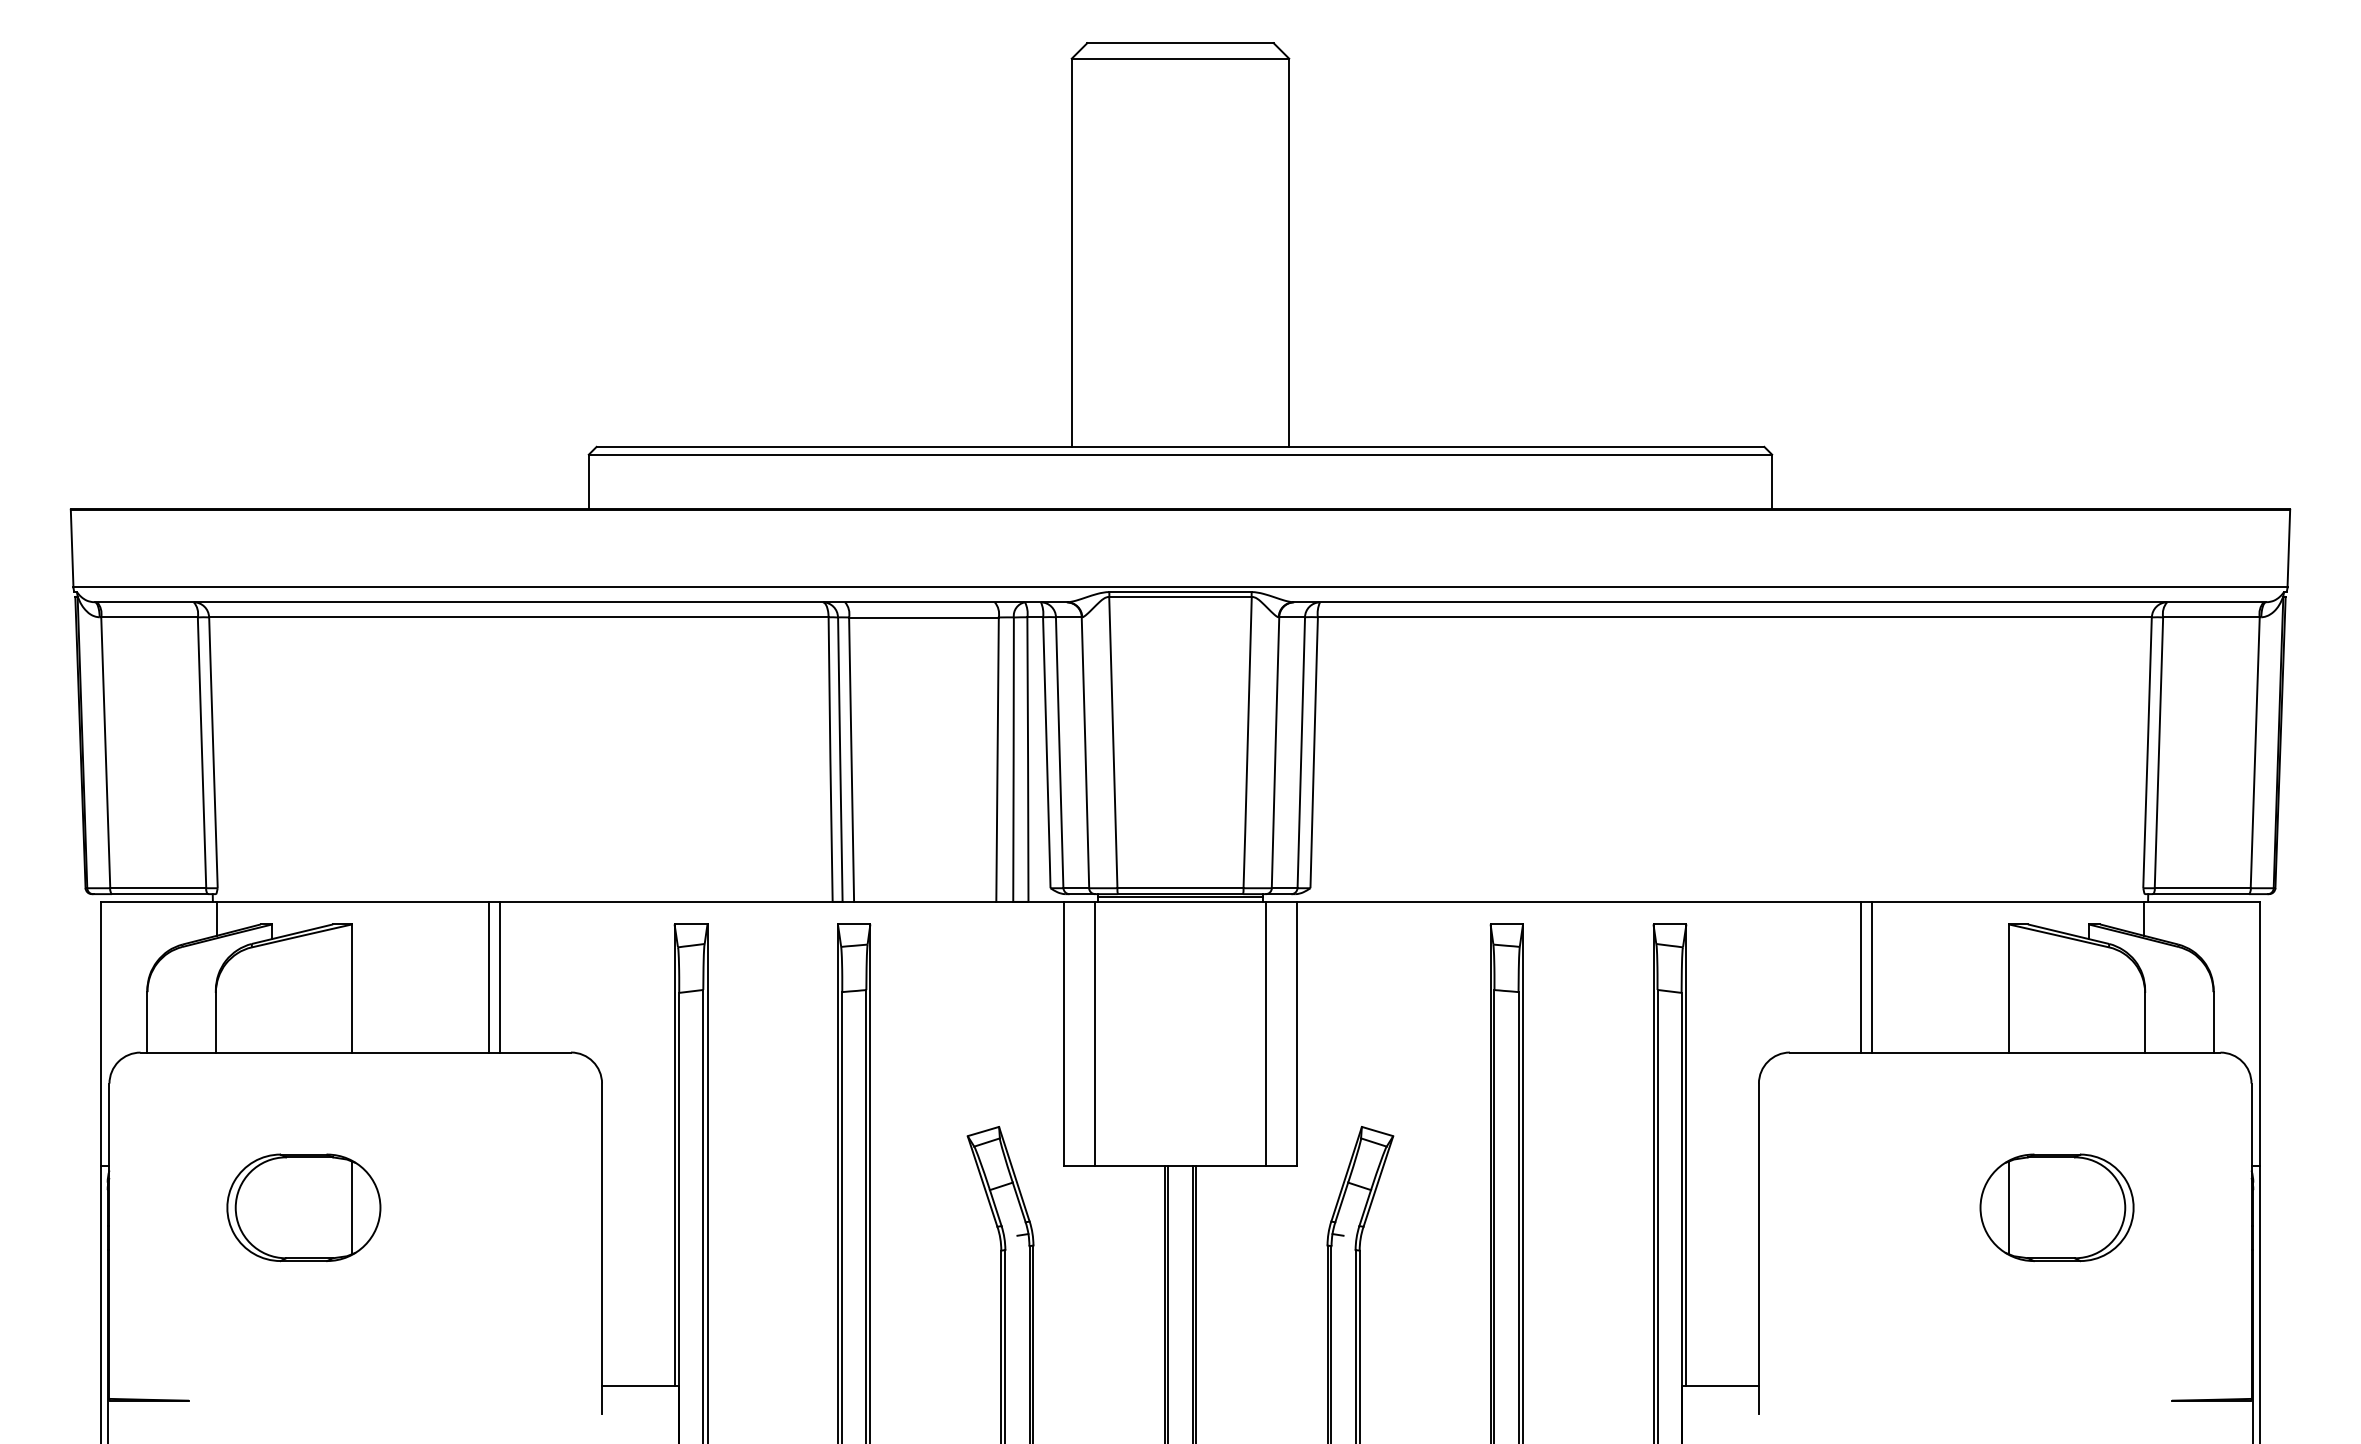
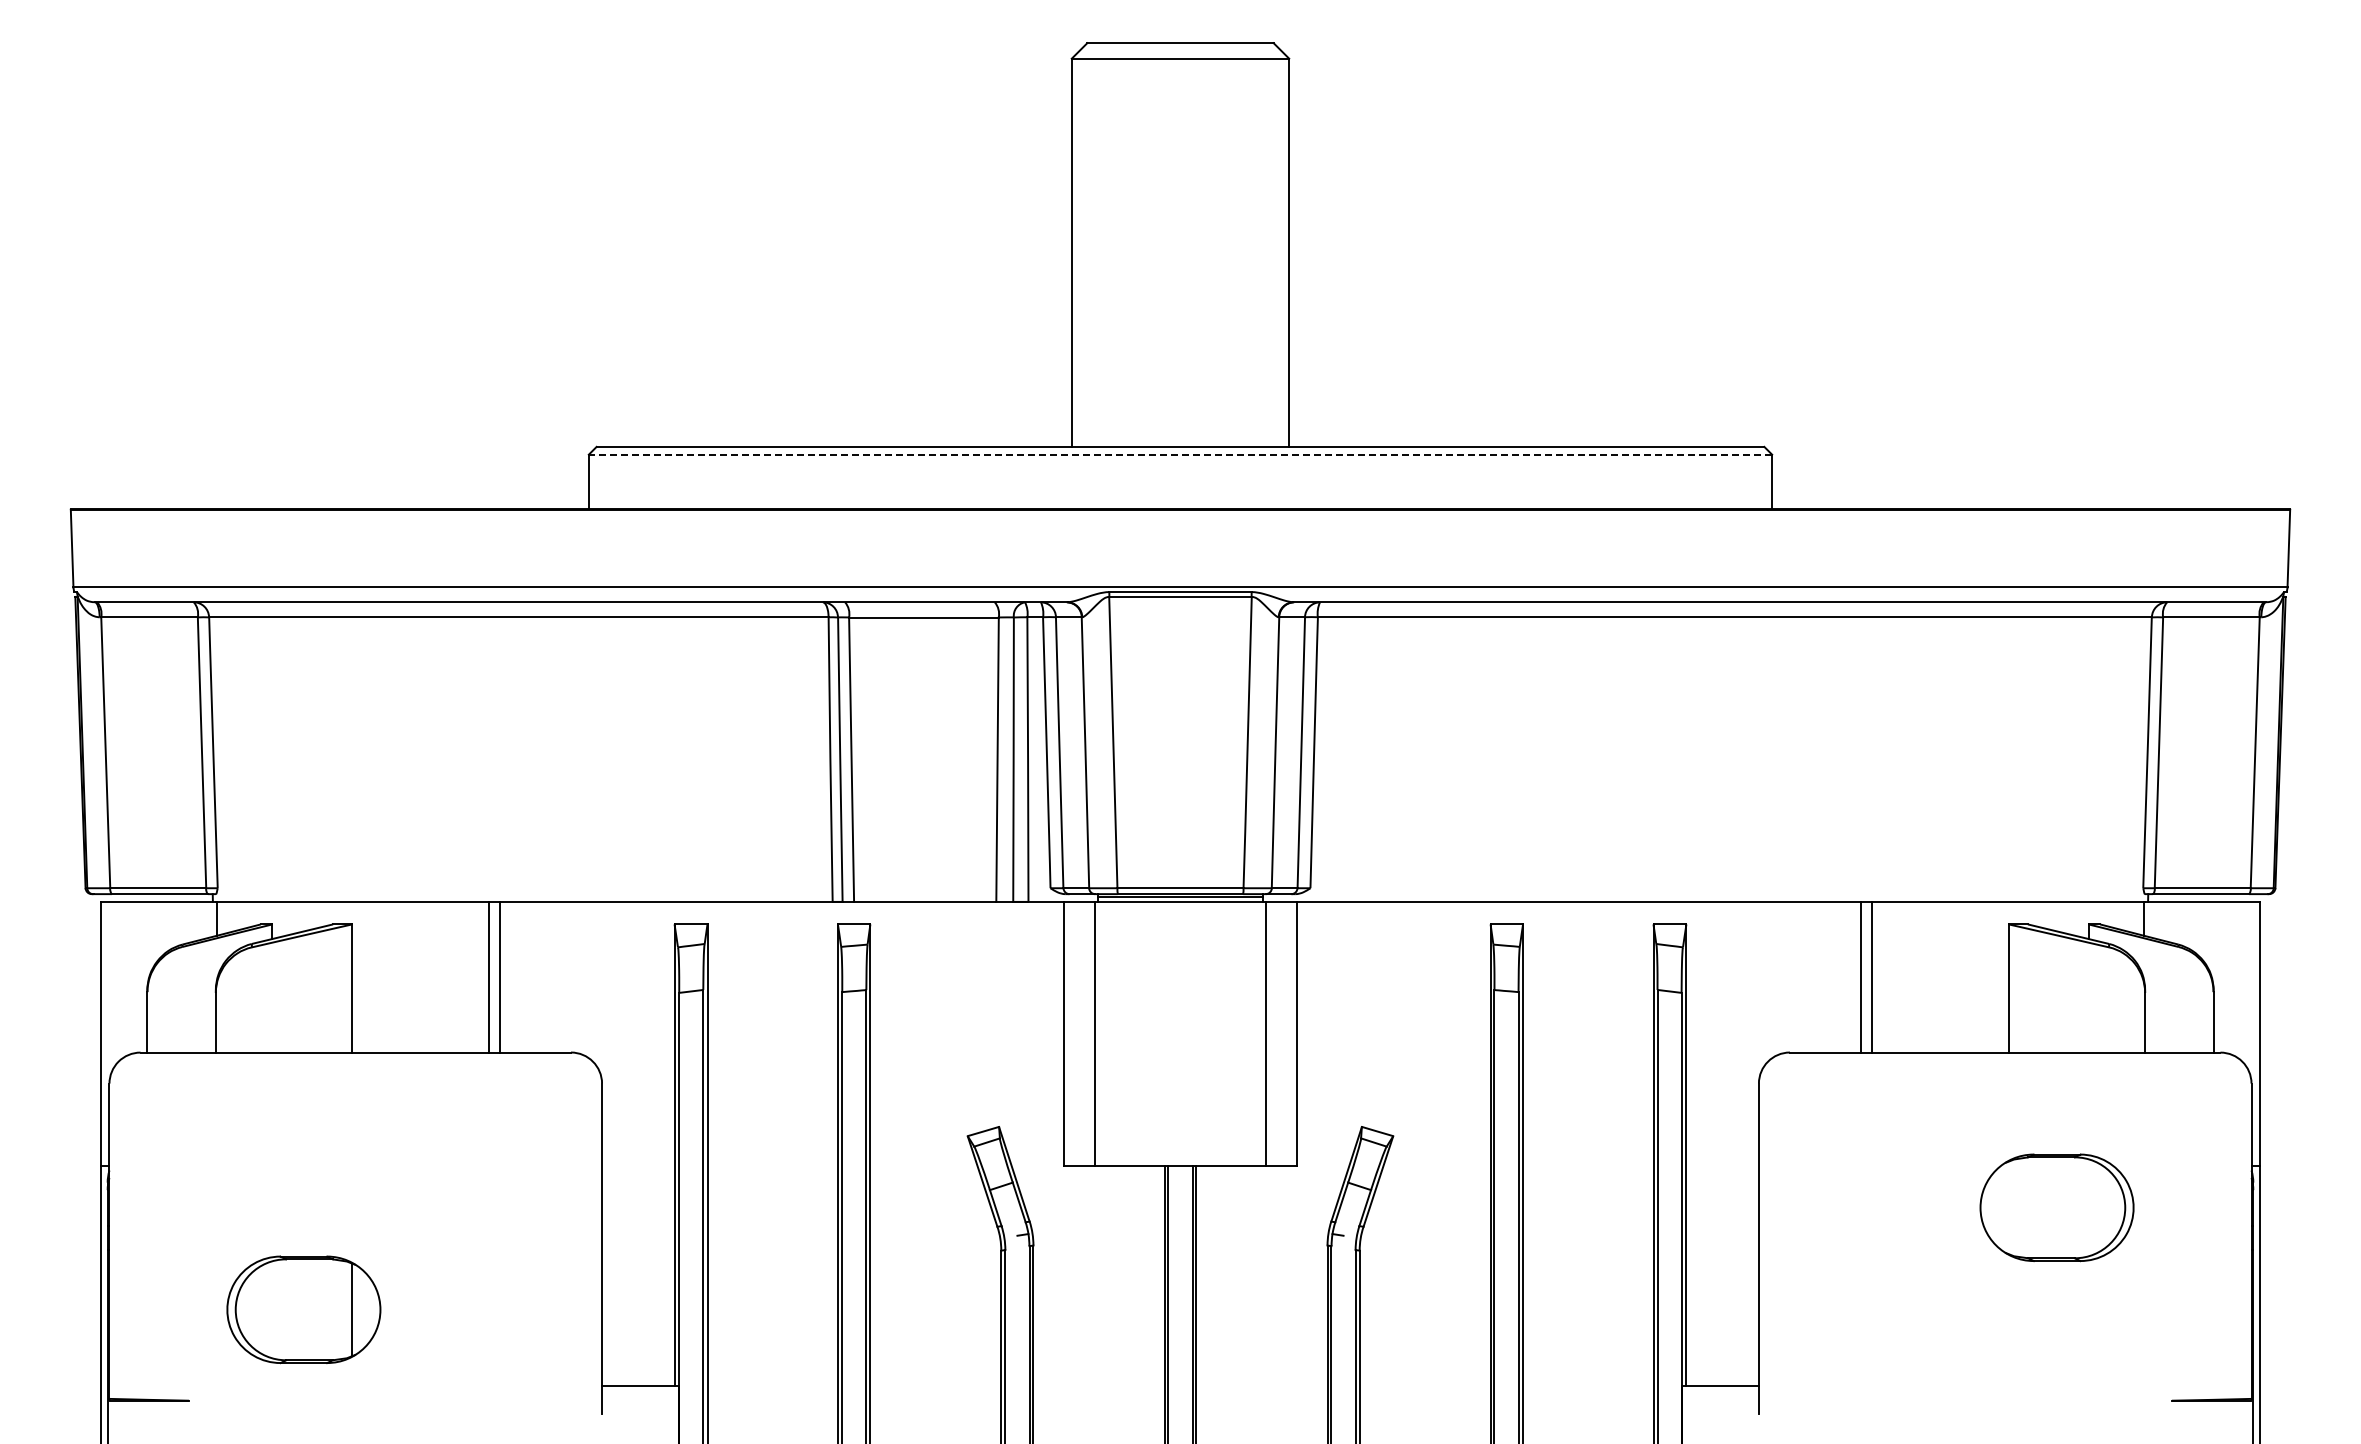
line: solid -> dashed (1180, 454)
part position: (303, 1207) -> (303, 1309) (303, 1309)
line: present -> none (2008, 1207)
